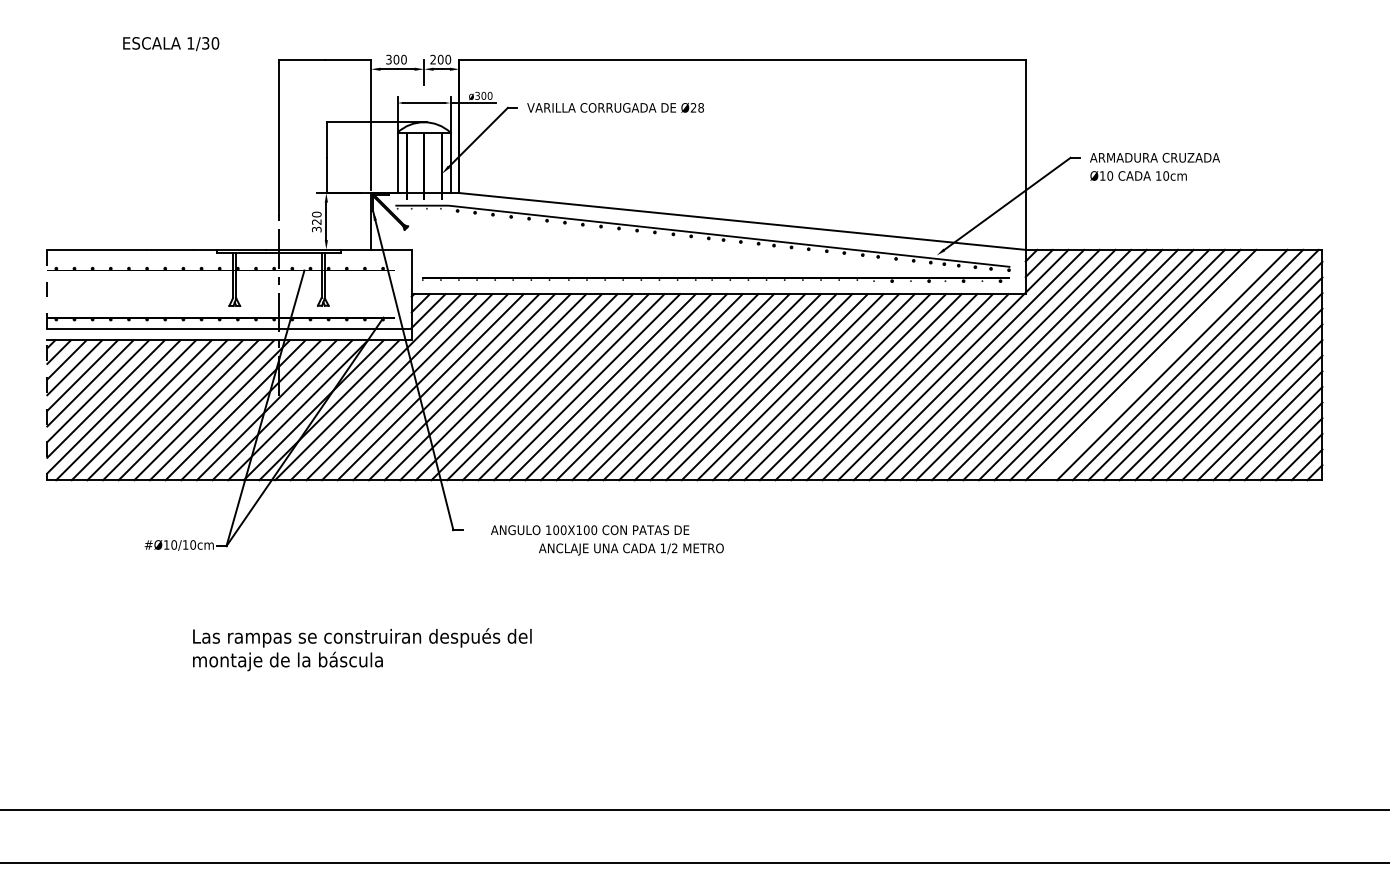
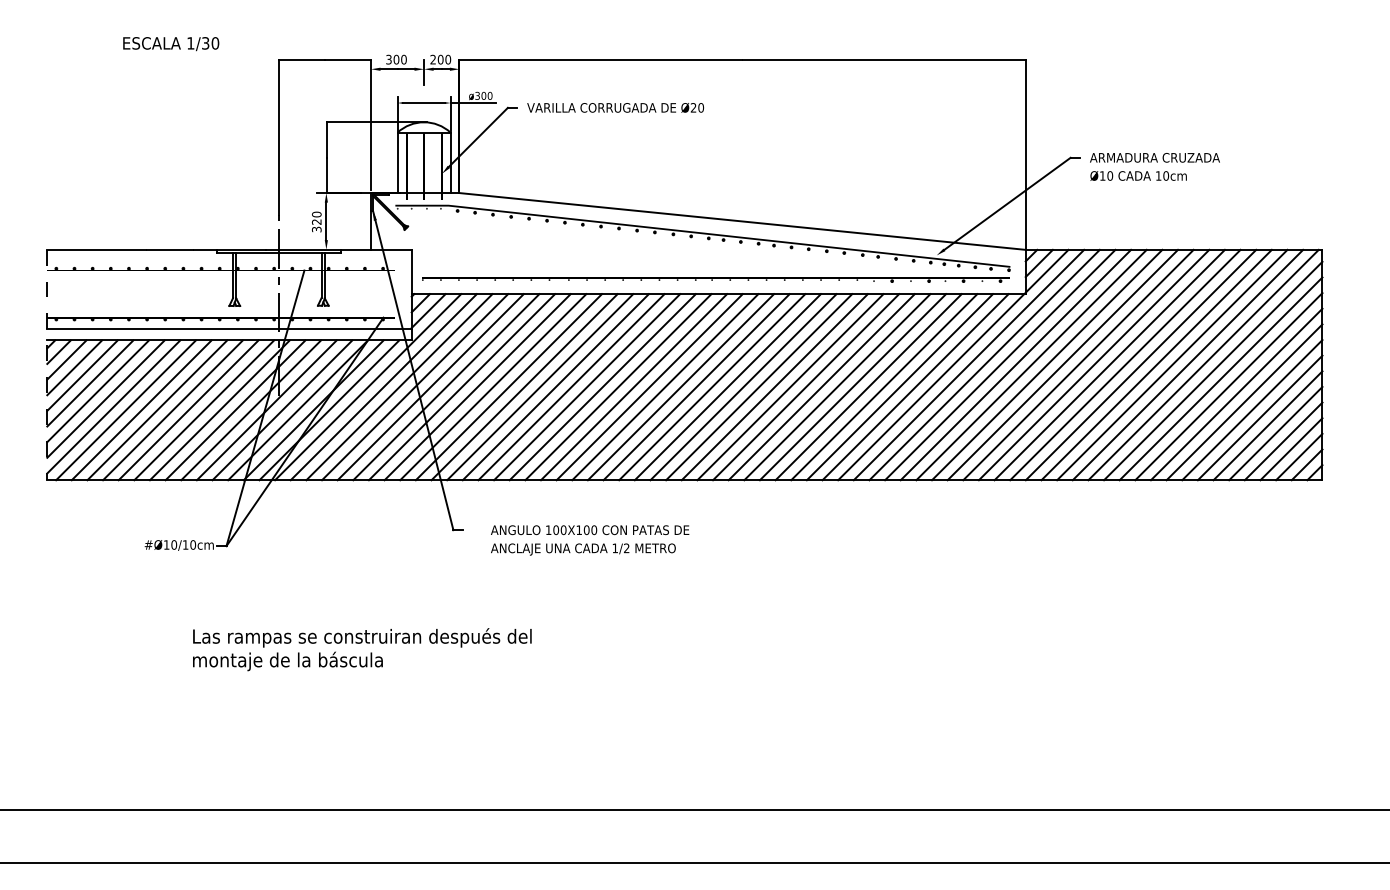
text: Ø28 -> Ø20 (701, 107)
line: none -> present (1156, 364)
text position: (631, 549) -> (583, 549) (583, 549)
